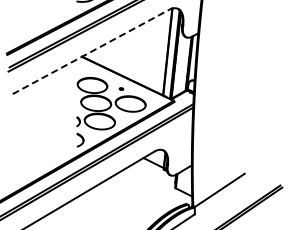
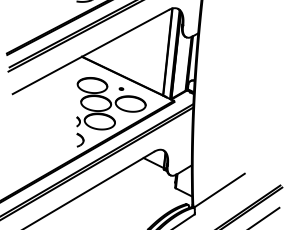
line: dashed -> solid (90, 52)
line: none -> present (265, 216)
